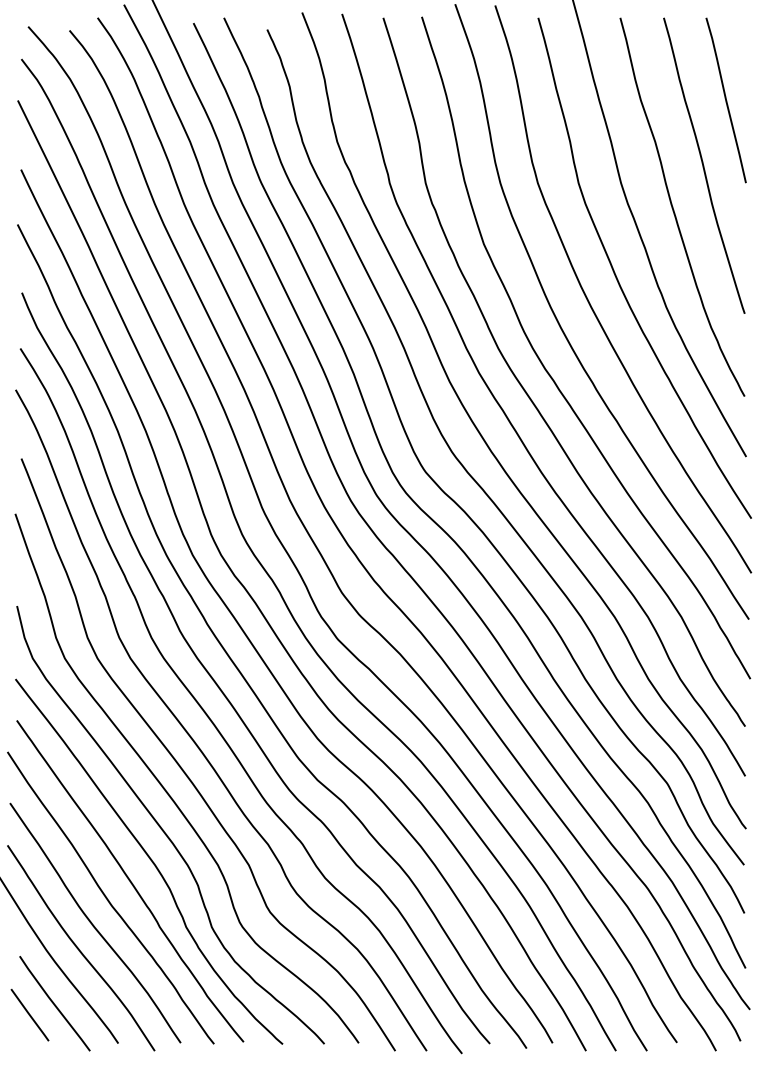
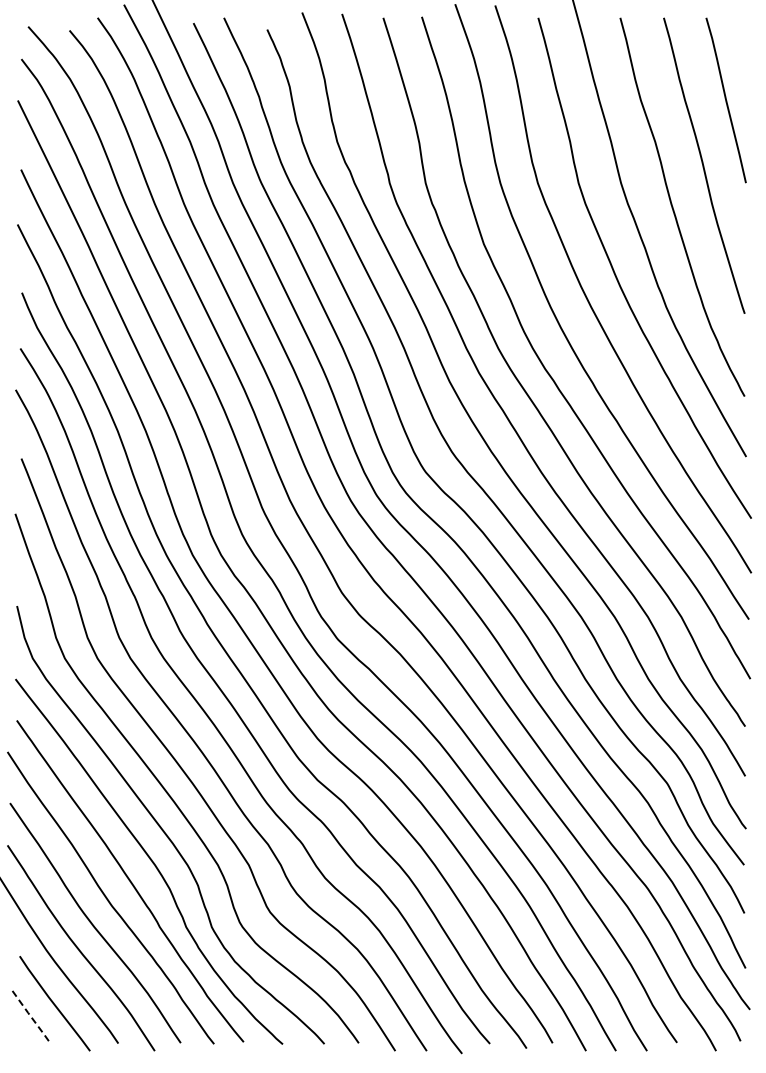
line: solid -> dashed (29, 1015)
